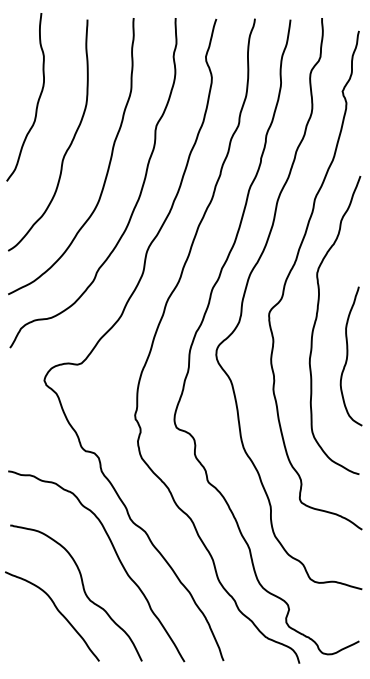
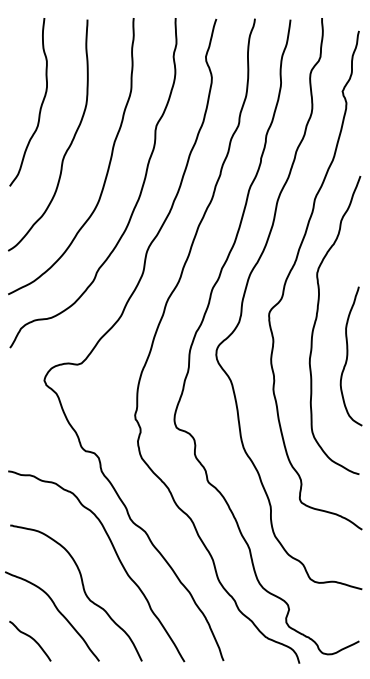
curve position: (37, 100) -> (40, 105) (40, 105)
curve: none -> present (32, 639)
